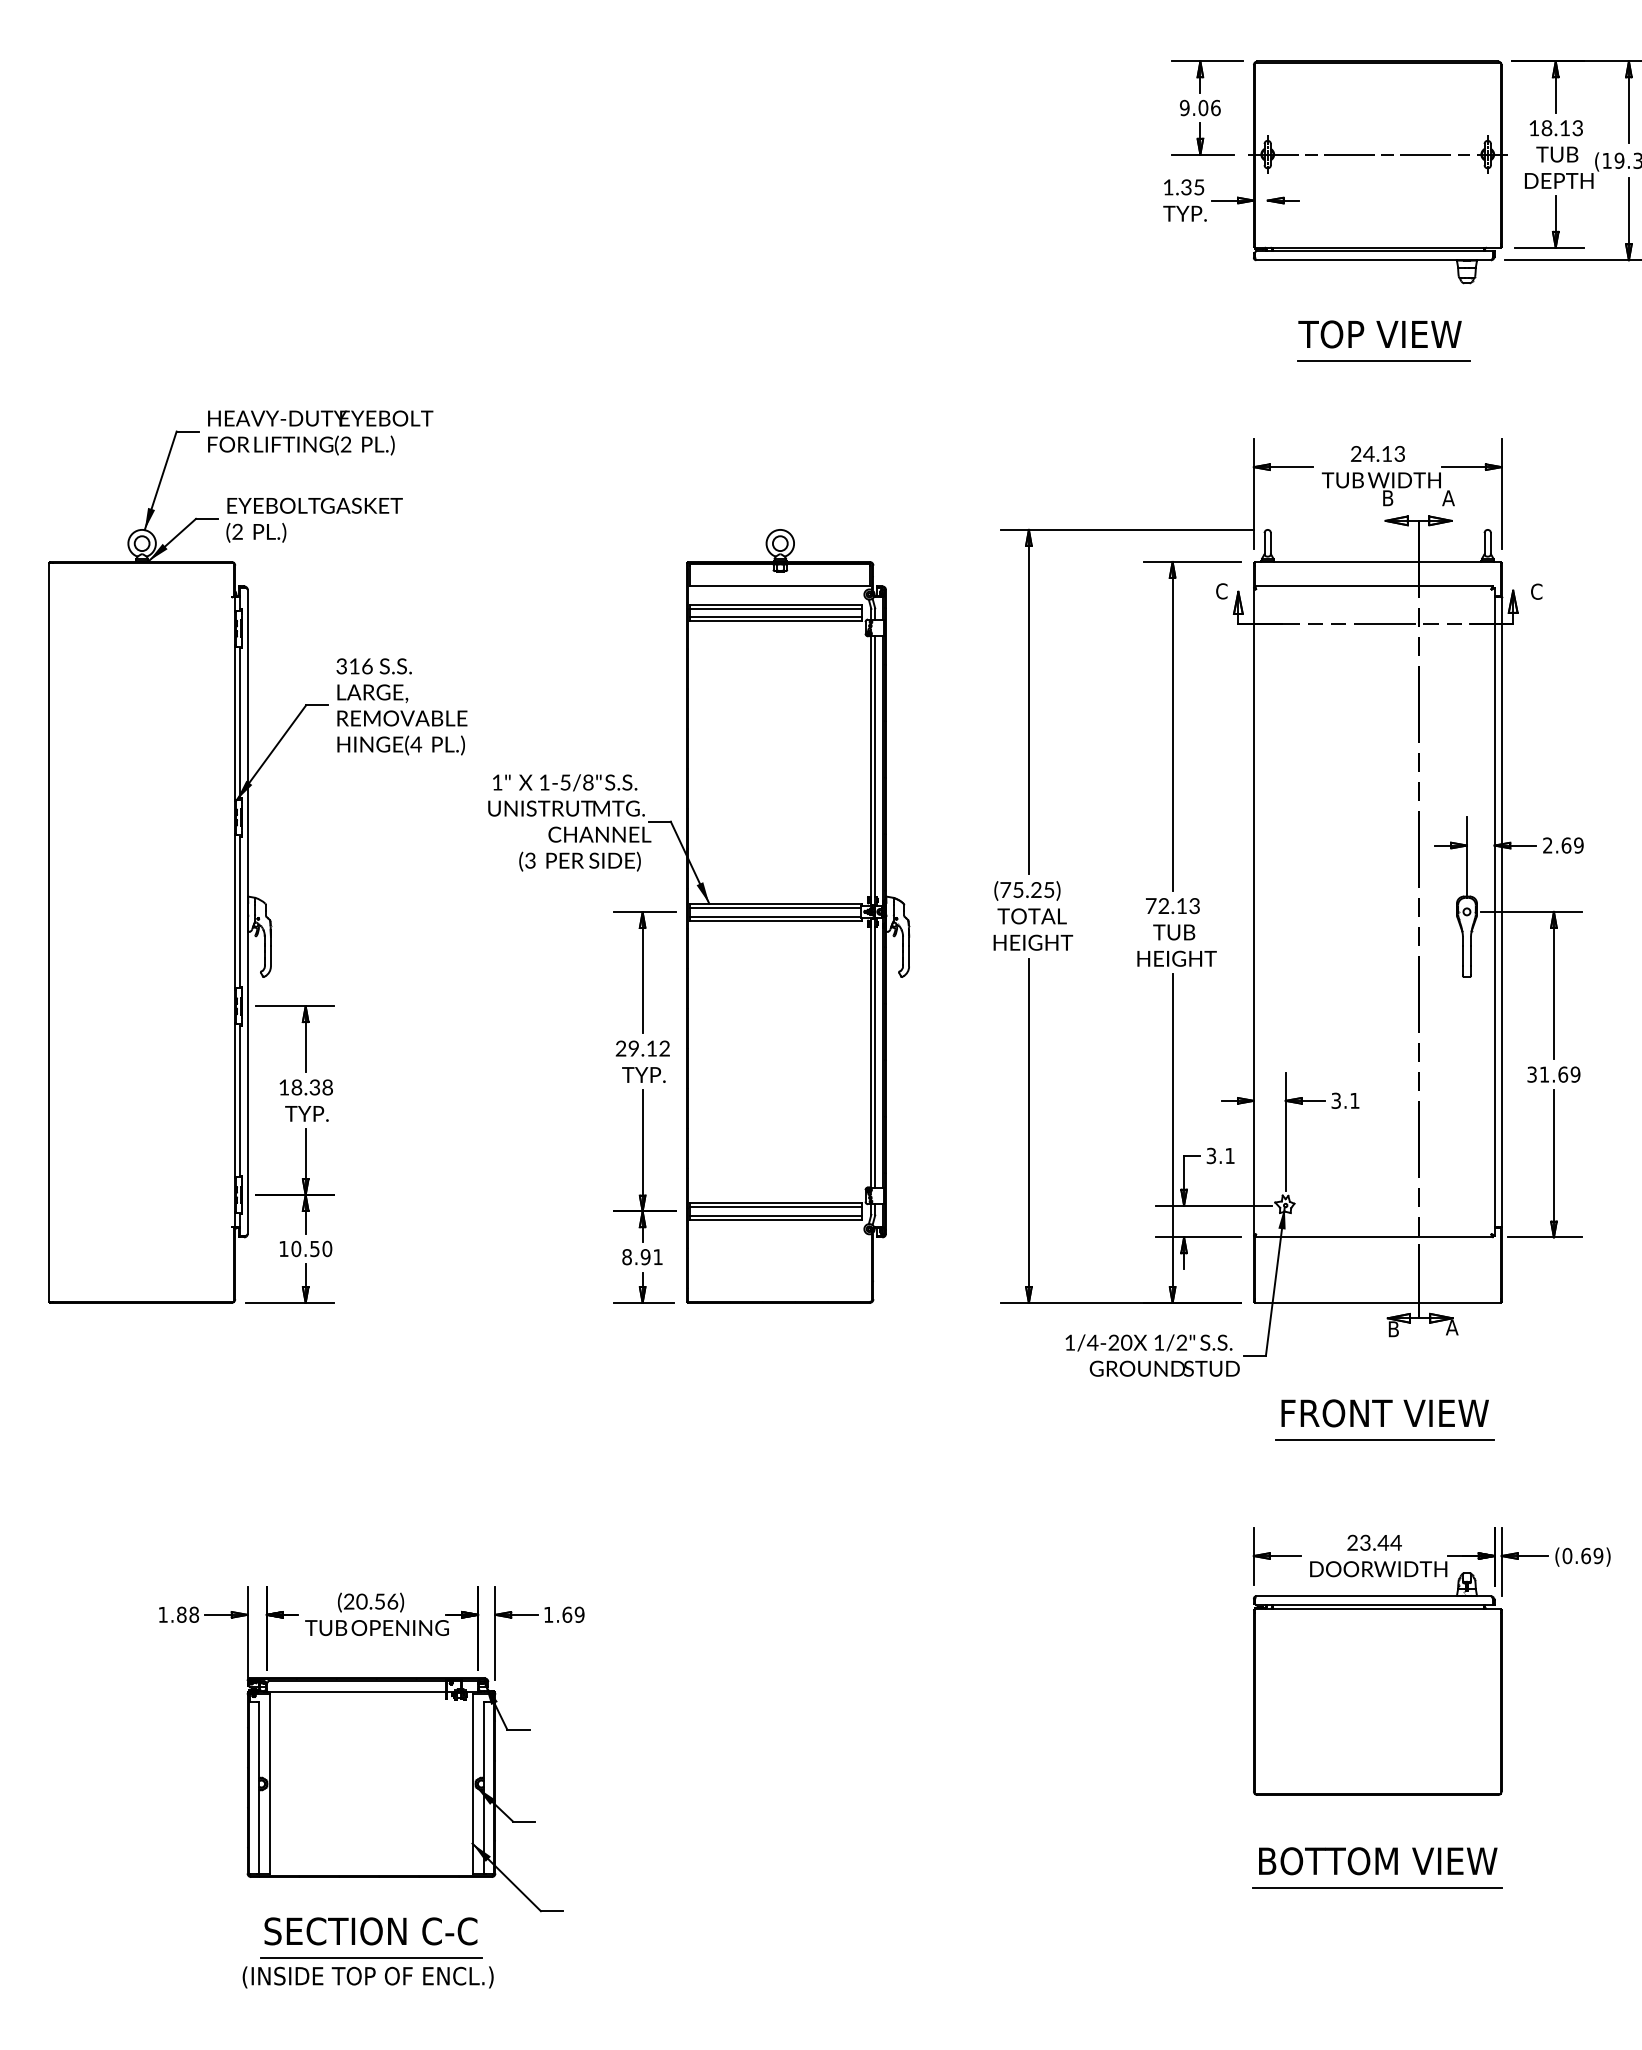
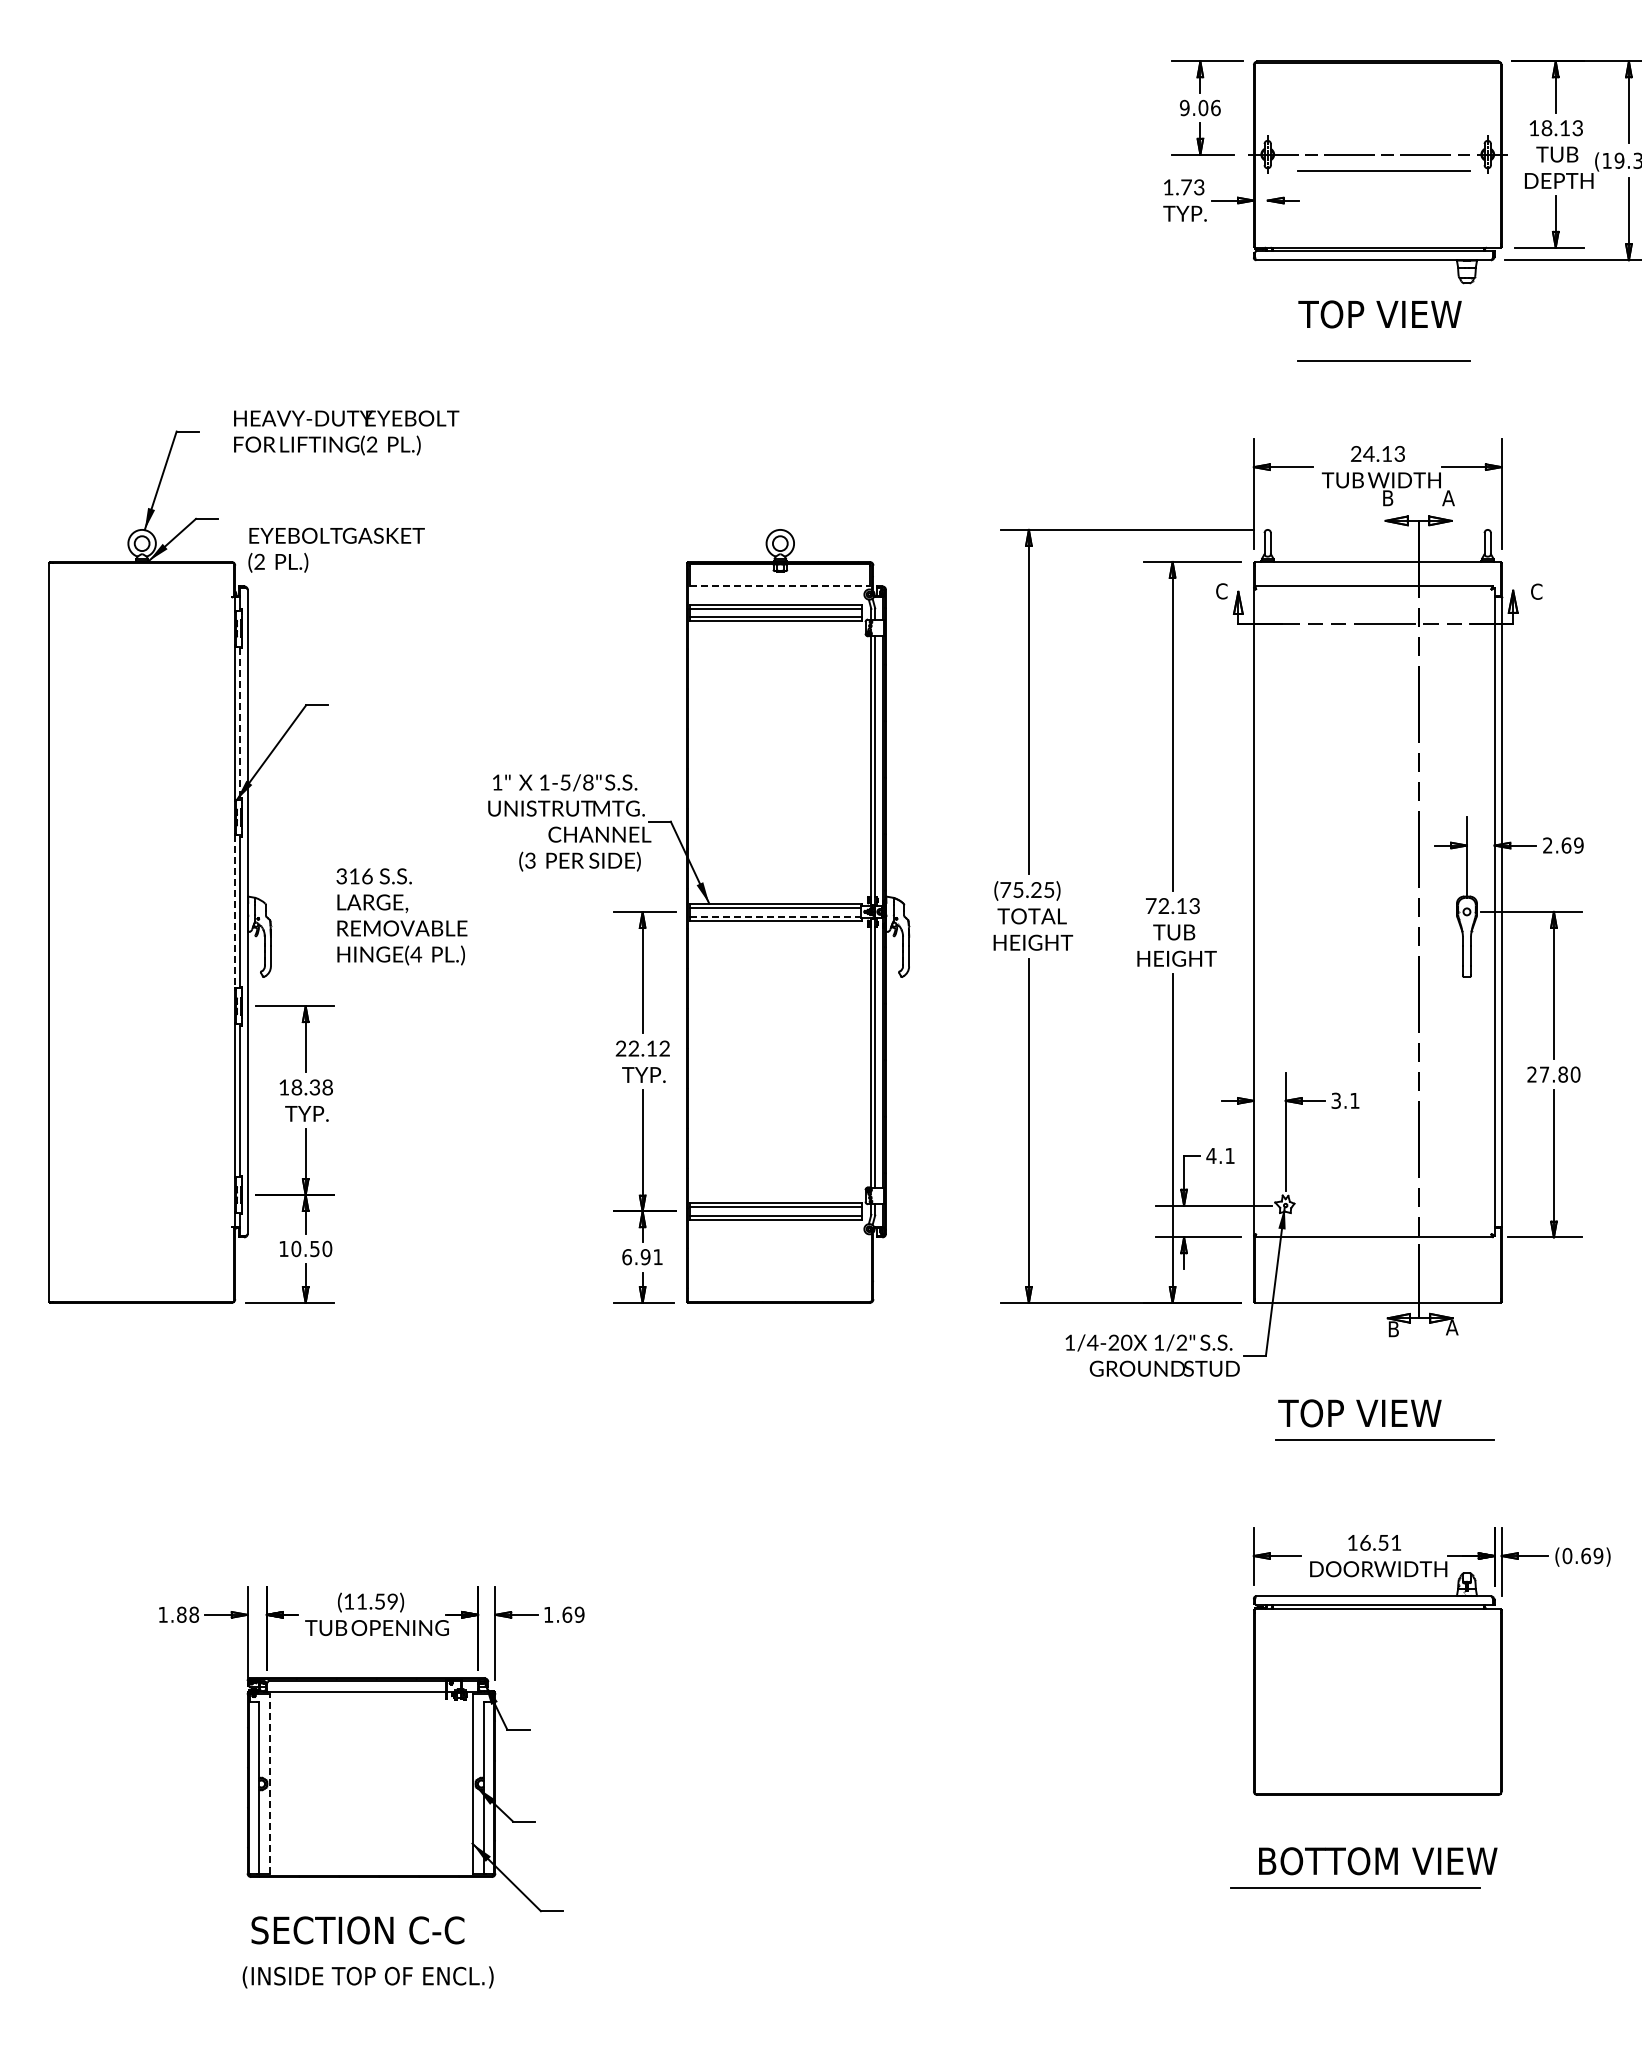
line: none -> present (1383, 170)
text: 1.35 -> 1.73 (1192, 187)
text position: (1379, 334) -> (1379, 314) (1379, 314)
text position: (320, 432) -> (346, 432) (346, 432)
text position: (314, 519) -> (336, 549) (336, 549)
line: solid -> dashed (780, 586)
text position: (401, 706) -> (401, 916) (401, 916)
line: solid -> dashed (240, 722)
line: solid -> dashed (235, 912)
line: solid -> dashed (775, 916)
text: 29.12 -> 22.12 (633, 1049)
text: 31.69 -> 27.80 (1553, 1074)
text: 3.1 -> 4.1 (1211, 1155)
text: 8.91 -> 6.91 (627, 1257)
text: FRONT VIEW -> TOP VIEW (1383, 1413)
text: 23.44 -> 16.51 (1374, 1542)
text: (20.56) -> (11.59) (371, 1601)
line: solid -> dashed (270, 1784)
line position: (1377, 1887) -> (1355, 1887) (1355, 1887)
text position: (370, 1931) -> (357, 1930) (357, 1930)
line: present -> none (370, 1958)
